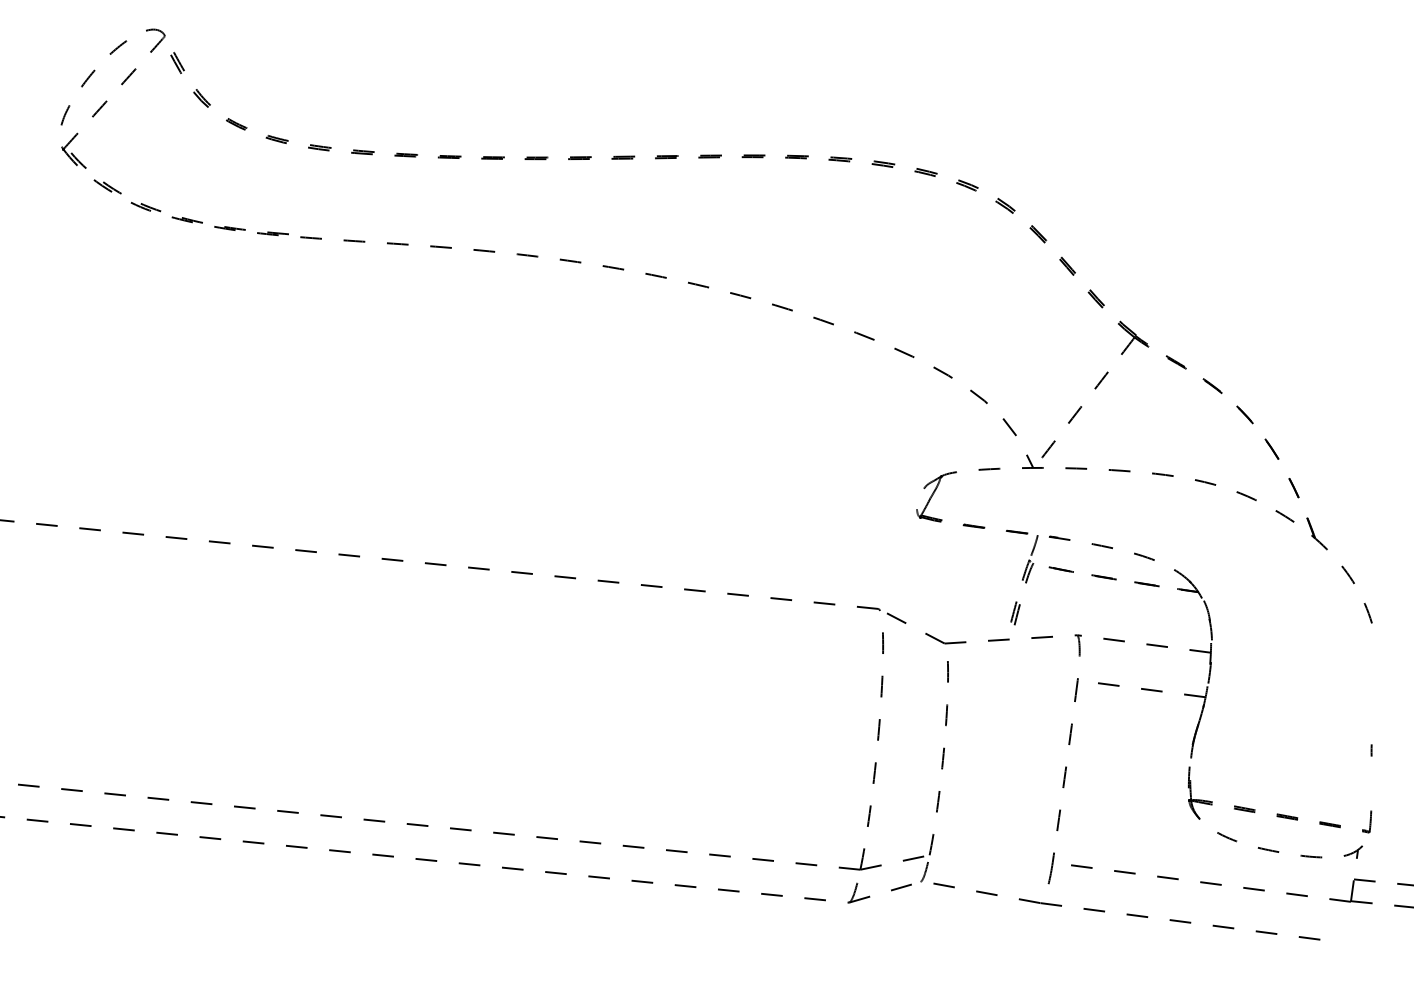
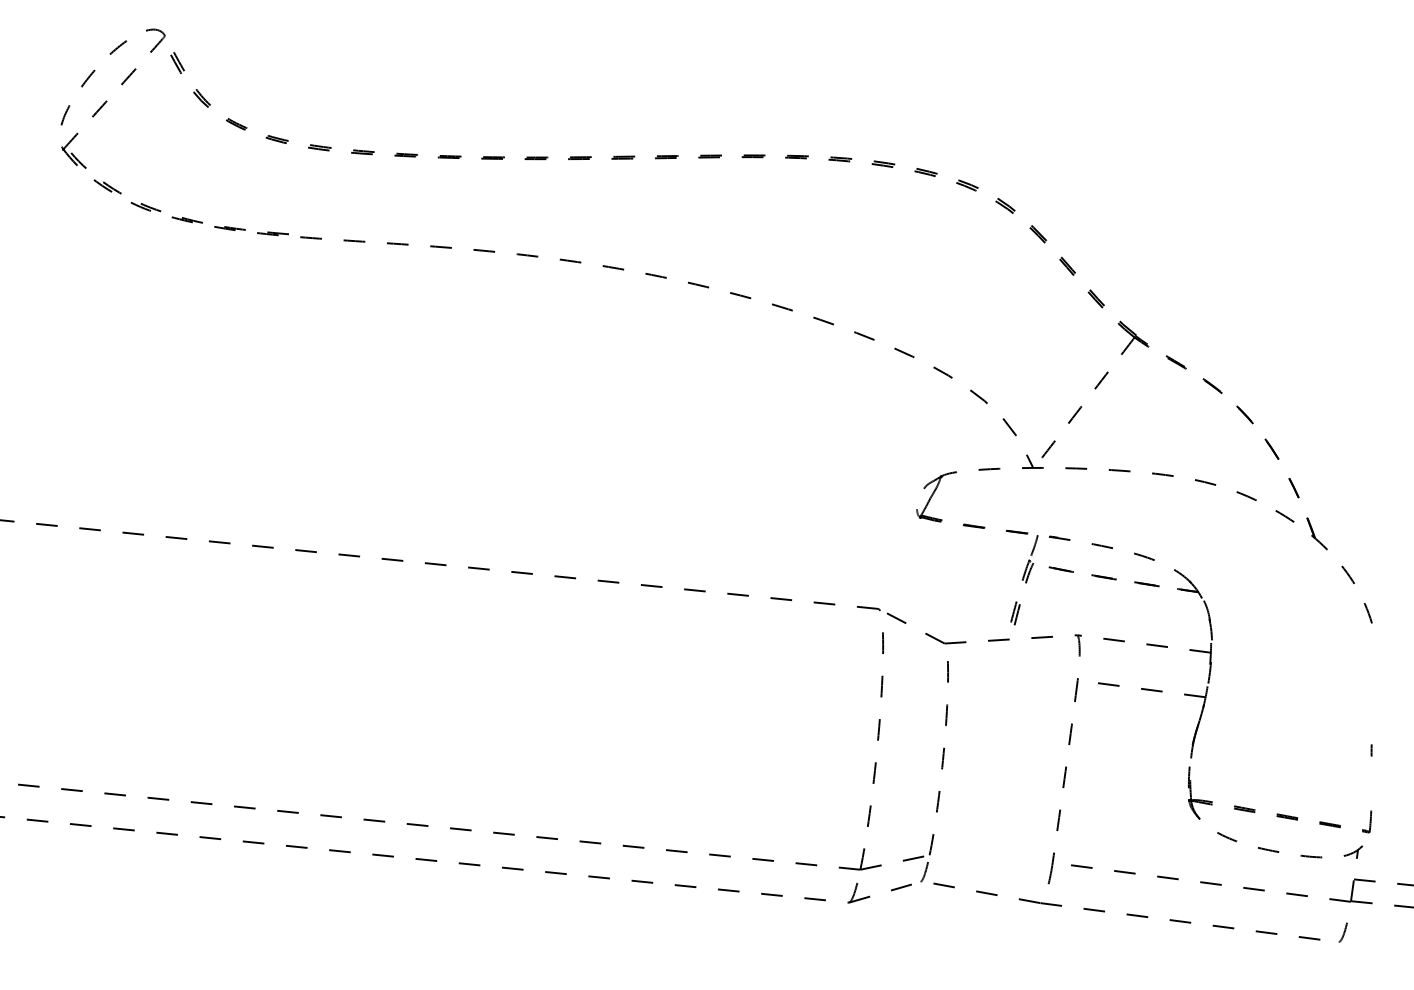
curve: none -> present (1343, 932)
